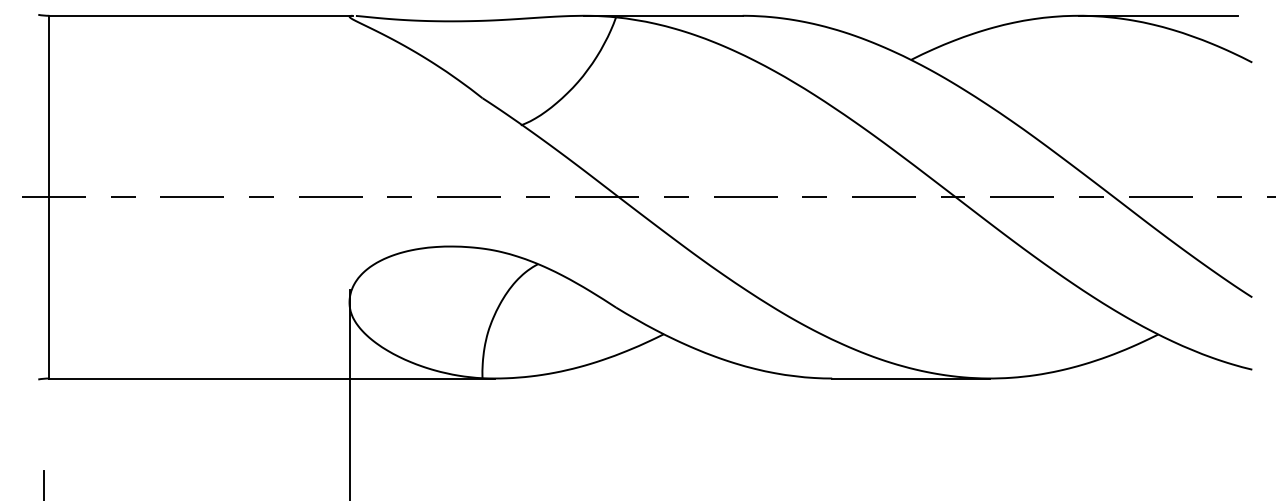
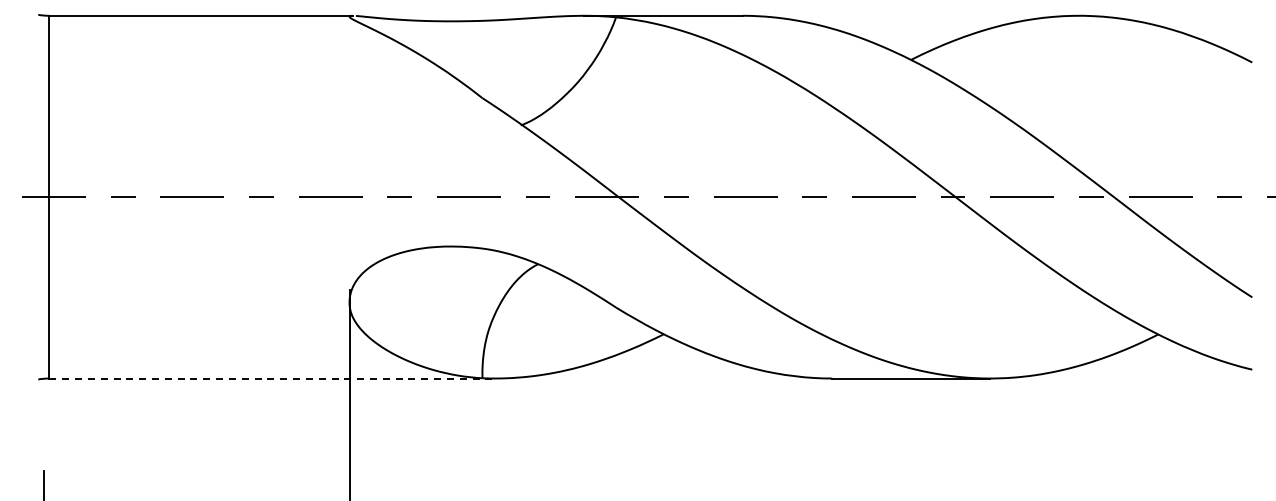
line: present -> none (1158, 15)
line: solid -> dashed (272, 378)
